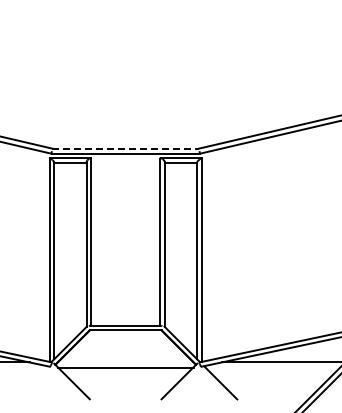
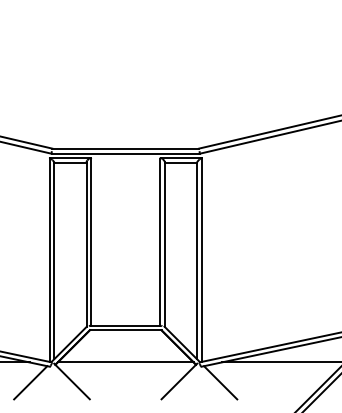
line: dashed -> solid (126, 148)
line position: (125, 368) -> (125, 362) (125, 362)
line: none -> present (30, 382)
